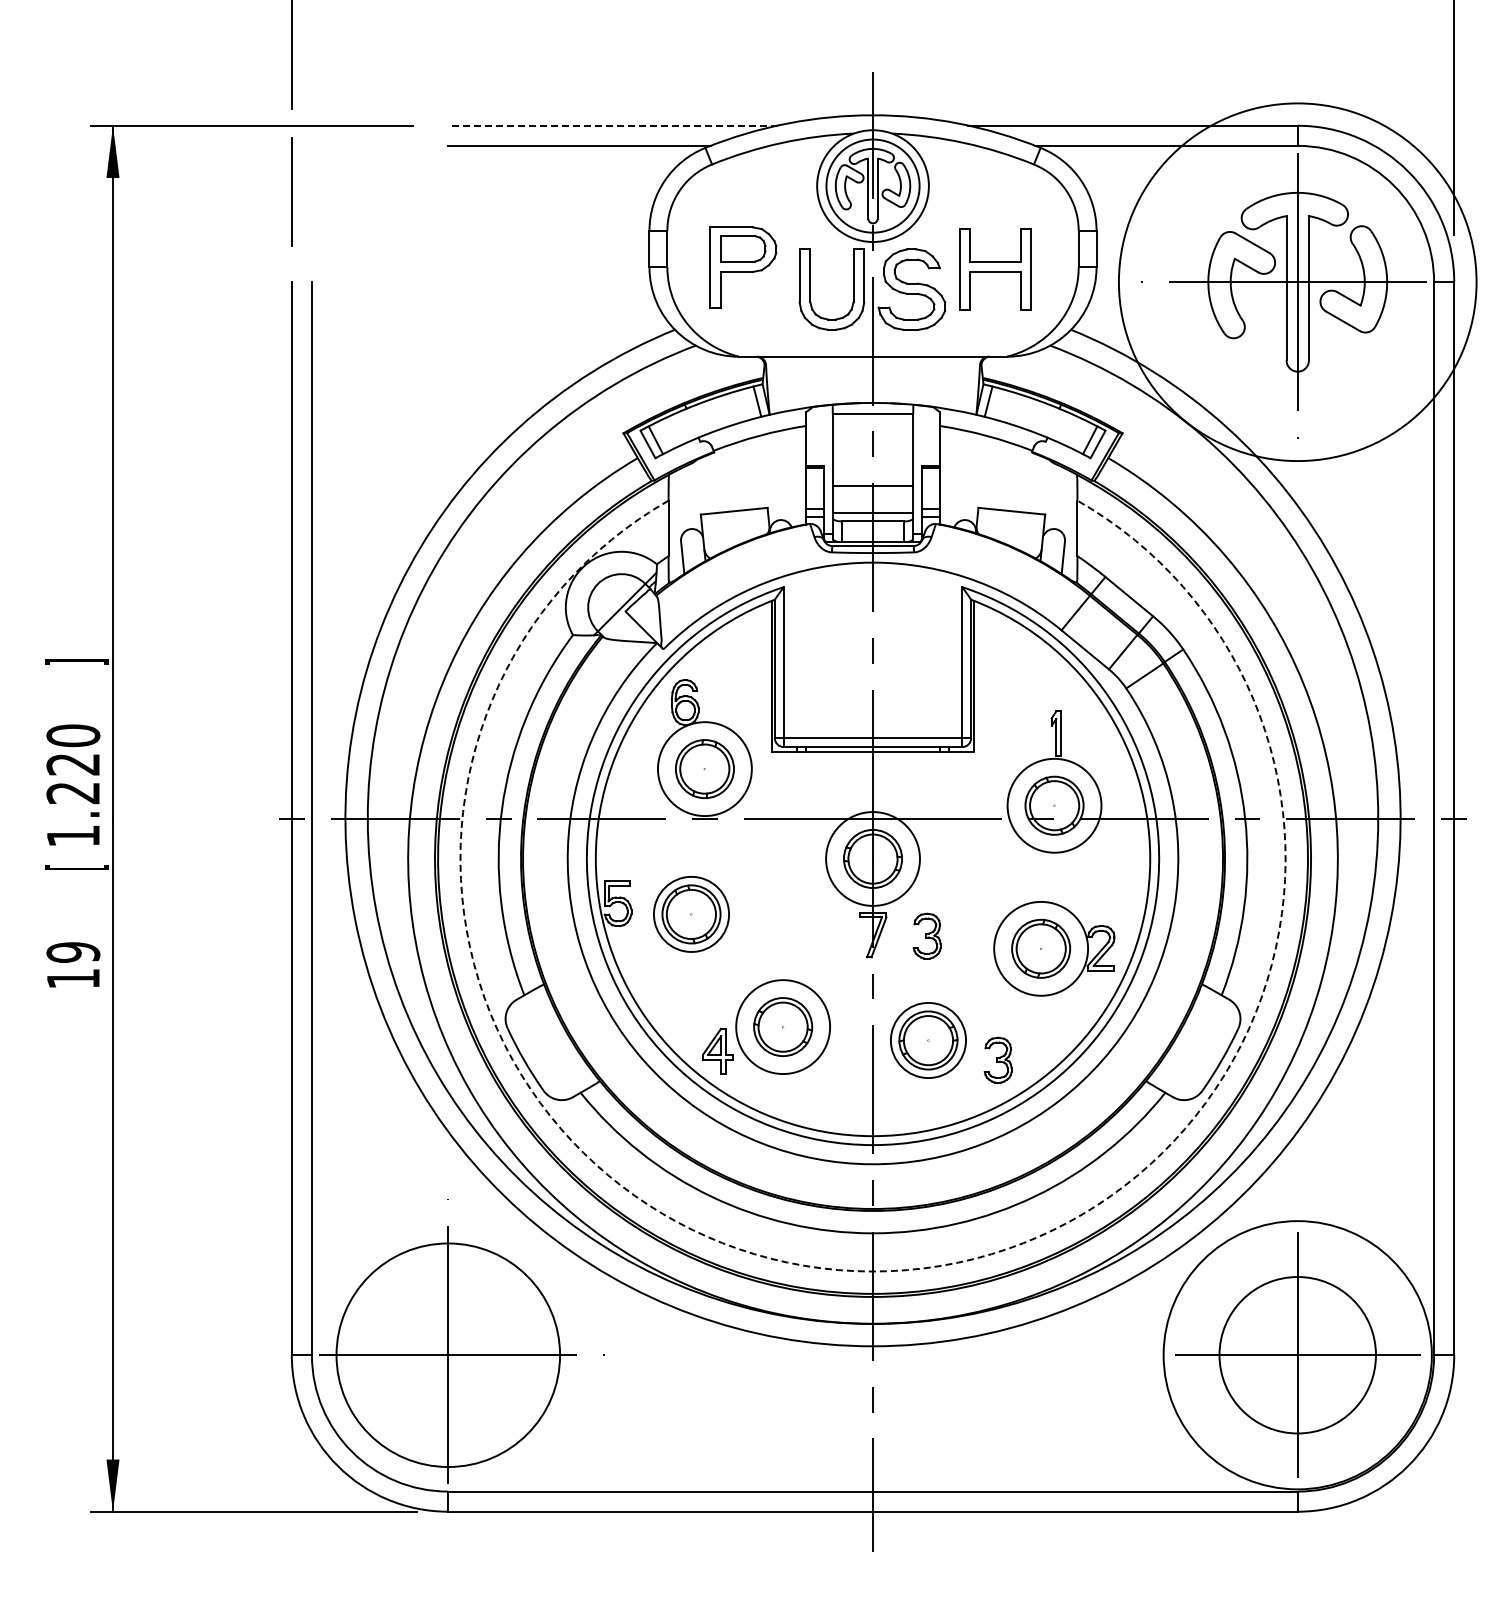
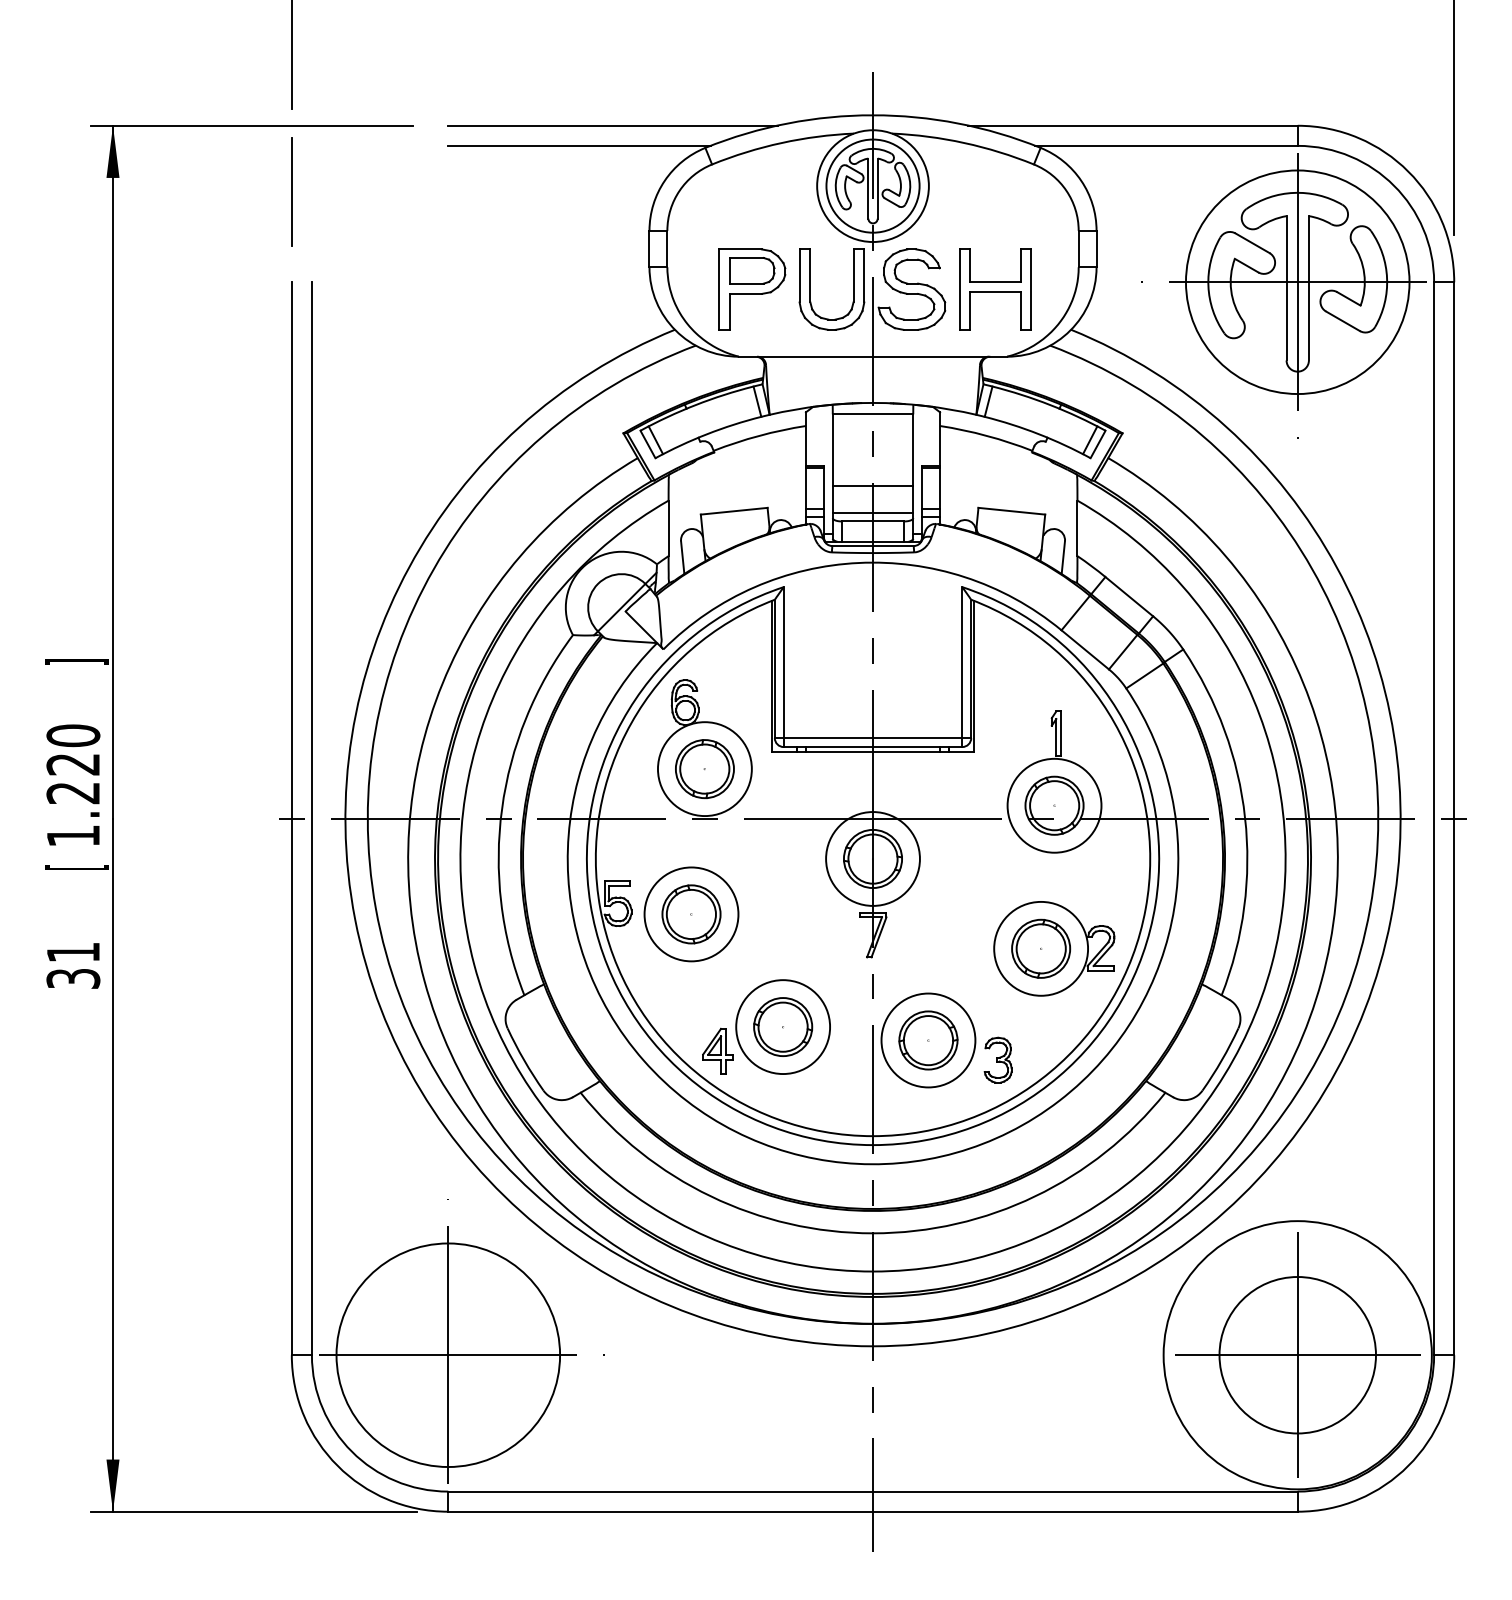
line: dashed -> solid (613, 125)
part position: (743, 267) -> (752, 289) (752, 289)
part position: (995, 269) -> (995, 289) (995, 289)
circle diameter: 358 px -> 224 px (1297, 282)
circle diameter: 75 px -> 94 px (691, 914)
part: present -> none (926, 935)
text: 19 -> 31 (73, 965)
circle diameter: 75 px -> 94 px (928, 1040)
arc: dashed -> solid (873, 1271)
